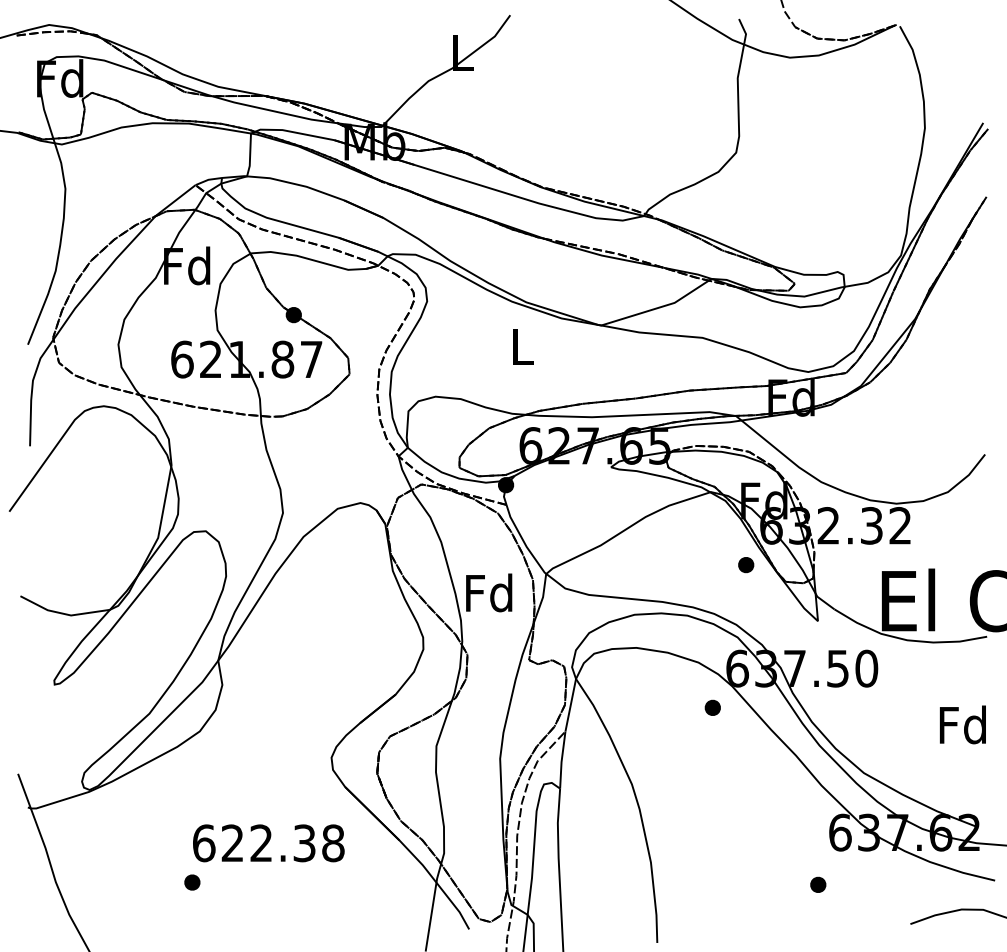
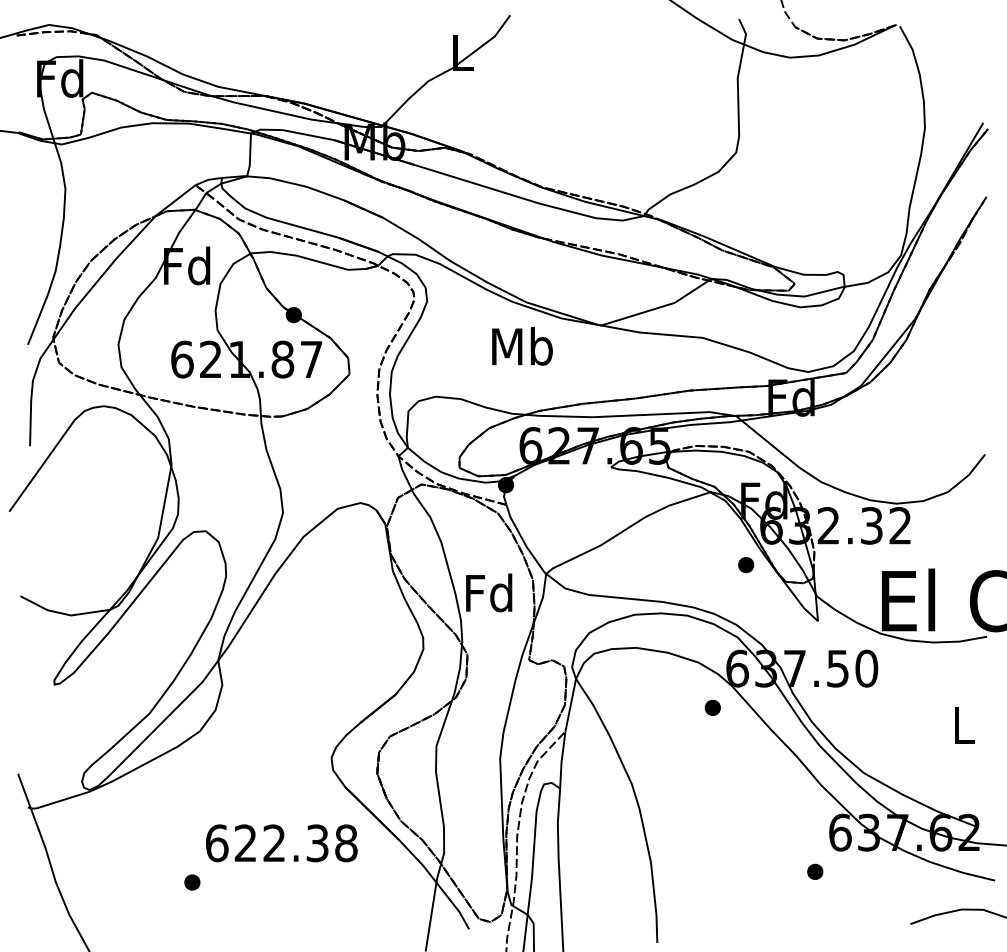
text: L -> Mb (522, 346)
text: Fd -> L (962, 724)
text position: (268, 843) -> (281, 843) (281, 843)
part position: (818, 884) -> (815, 871) (815, 871)
